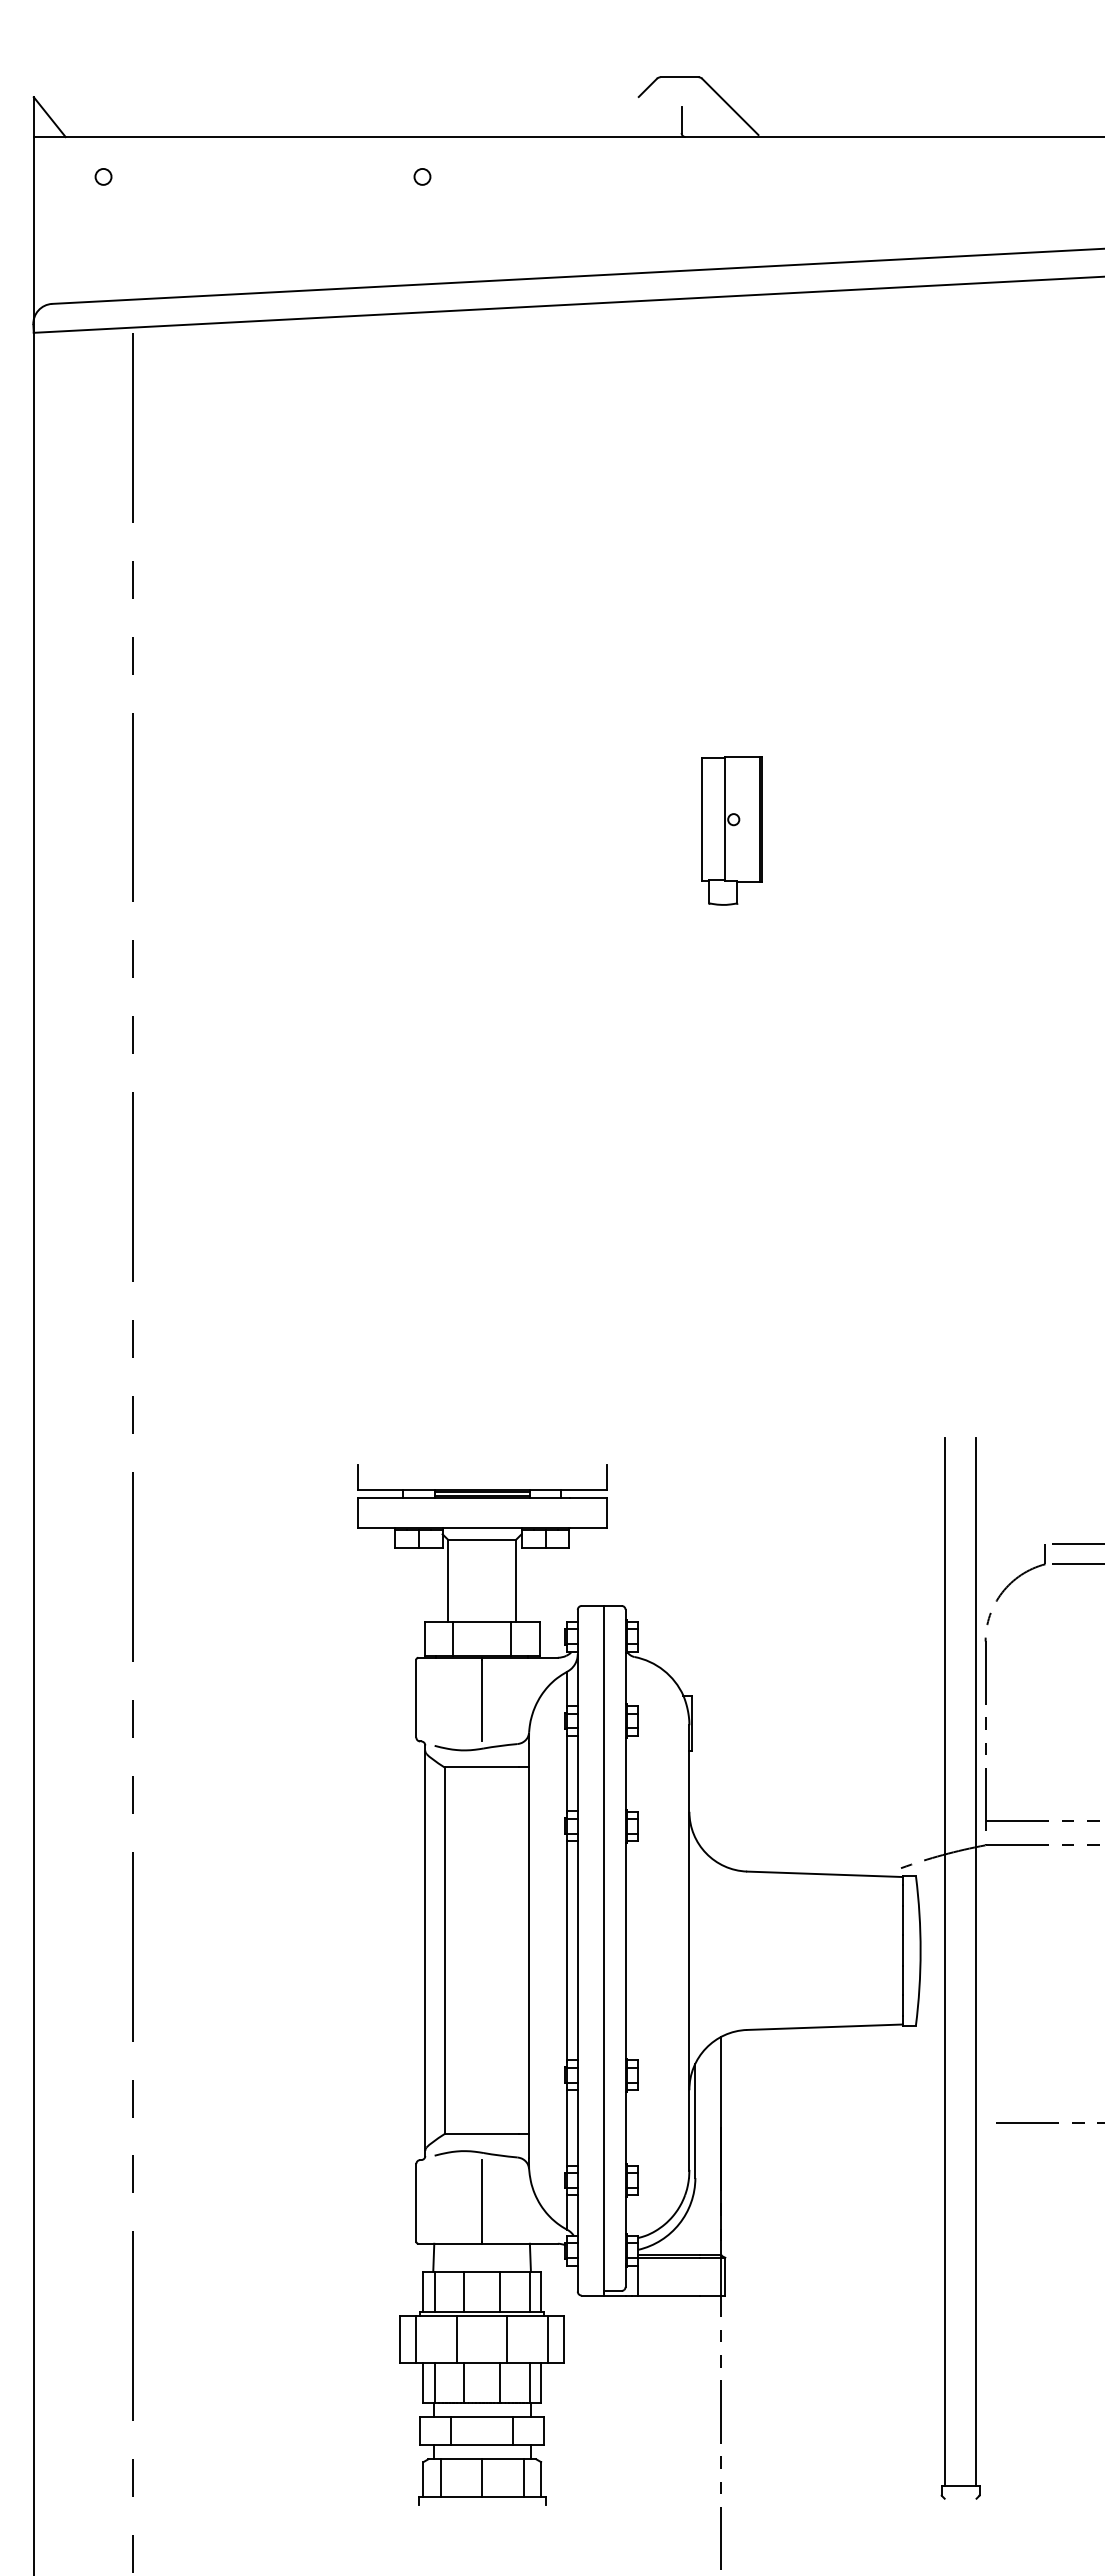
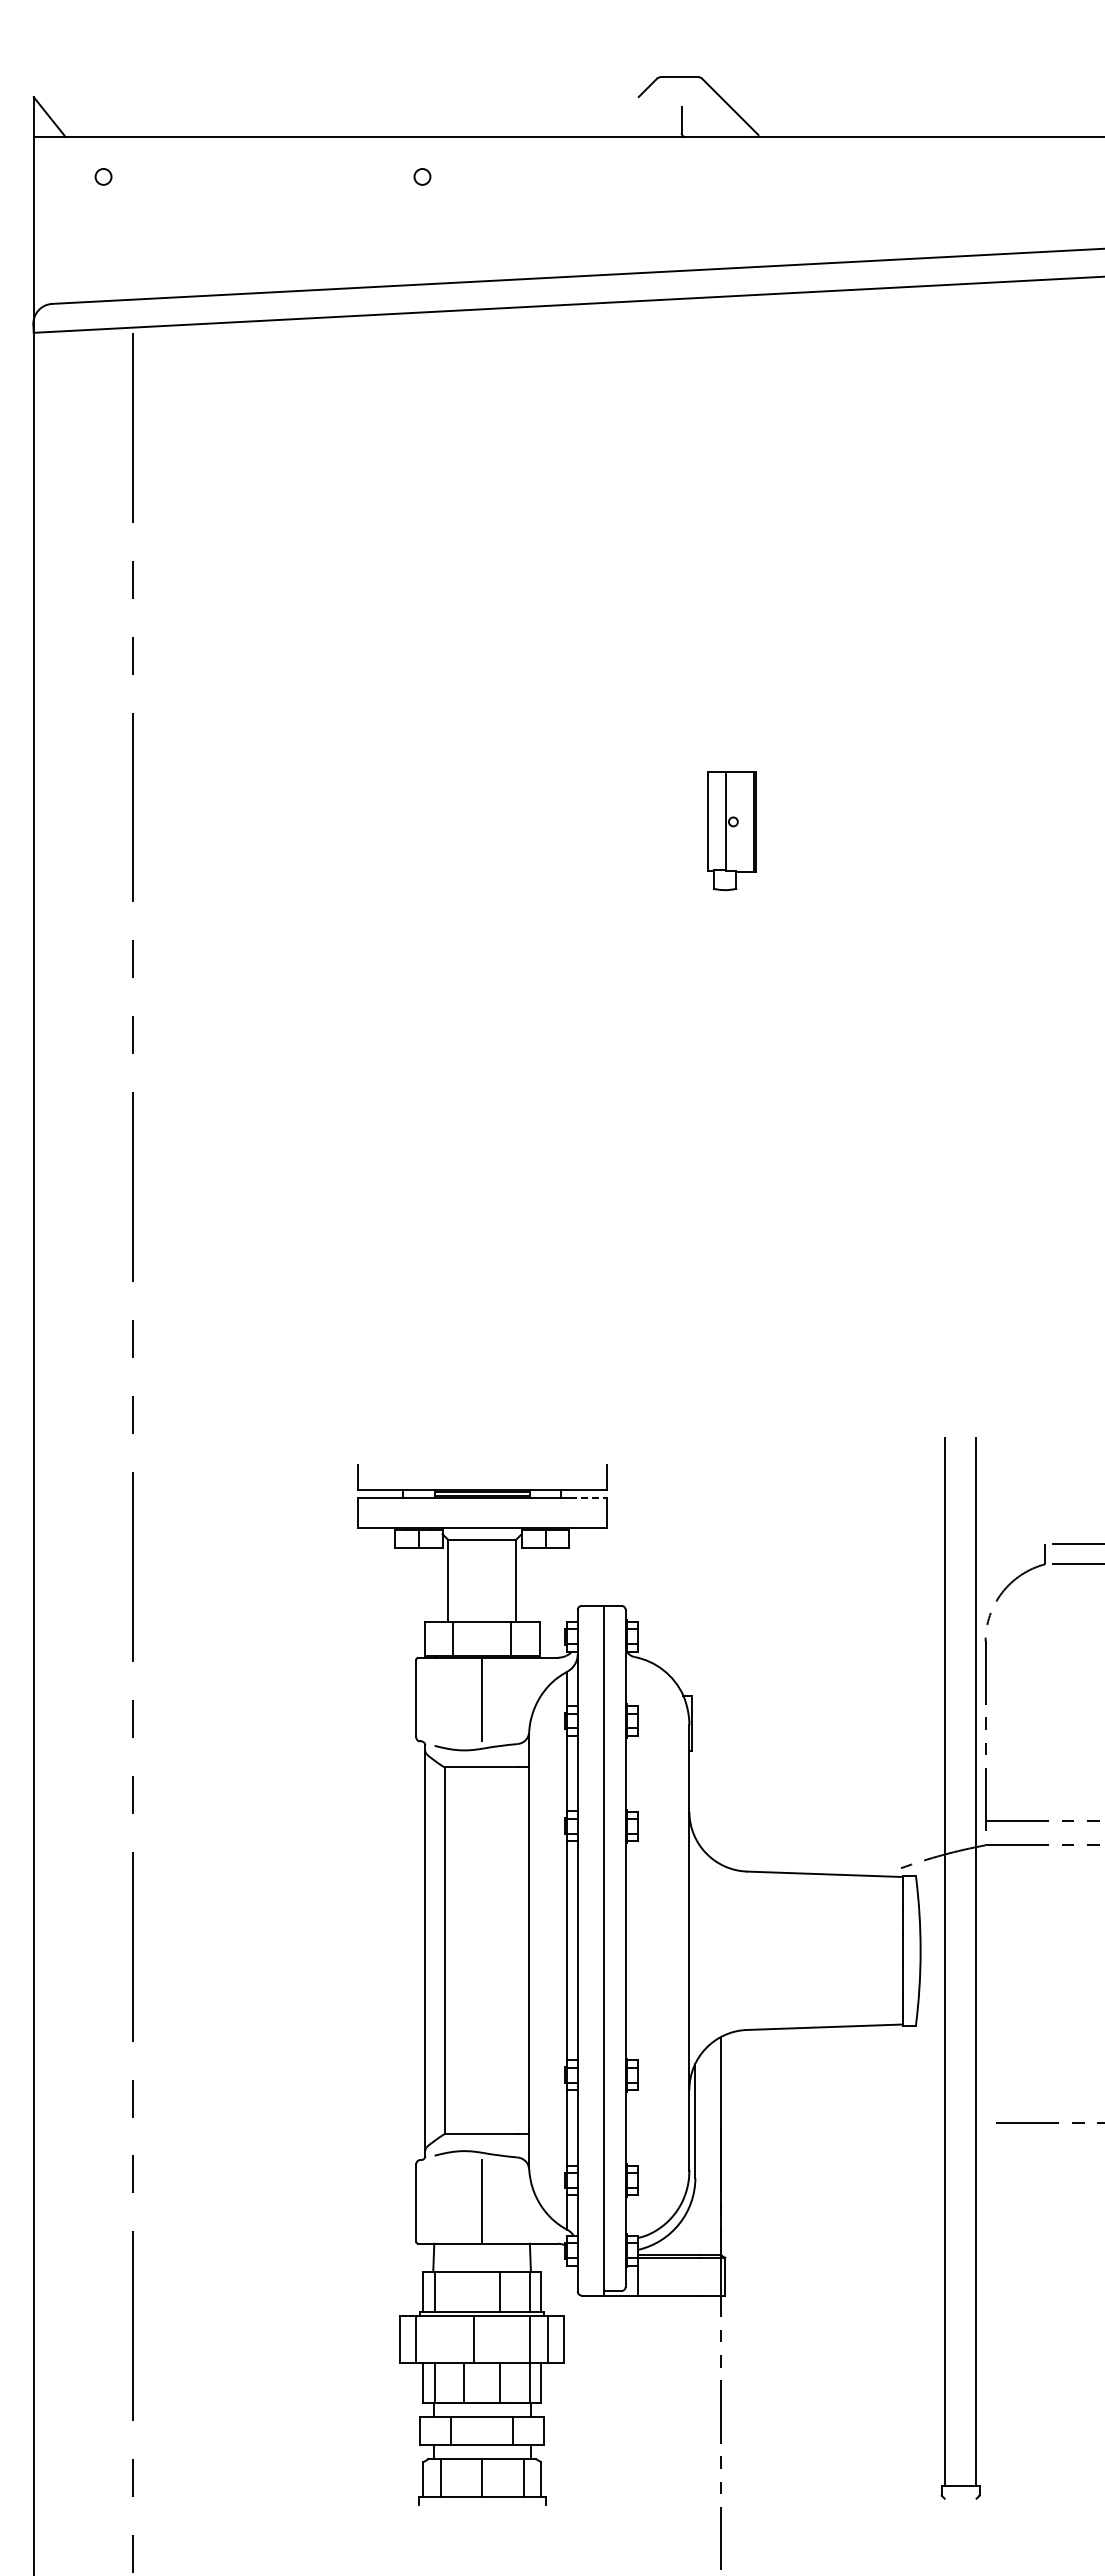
part size: 62x150 px -> 50x120 px (731, 830)
line: solid -> dashed (588, 1498)
line: present -> none (463, 2291)
line position: (456, 2339) -> (473, 2339) (473, 2339)
line position: (507, 2339) -> (530, 2339) (530, 2339)
